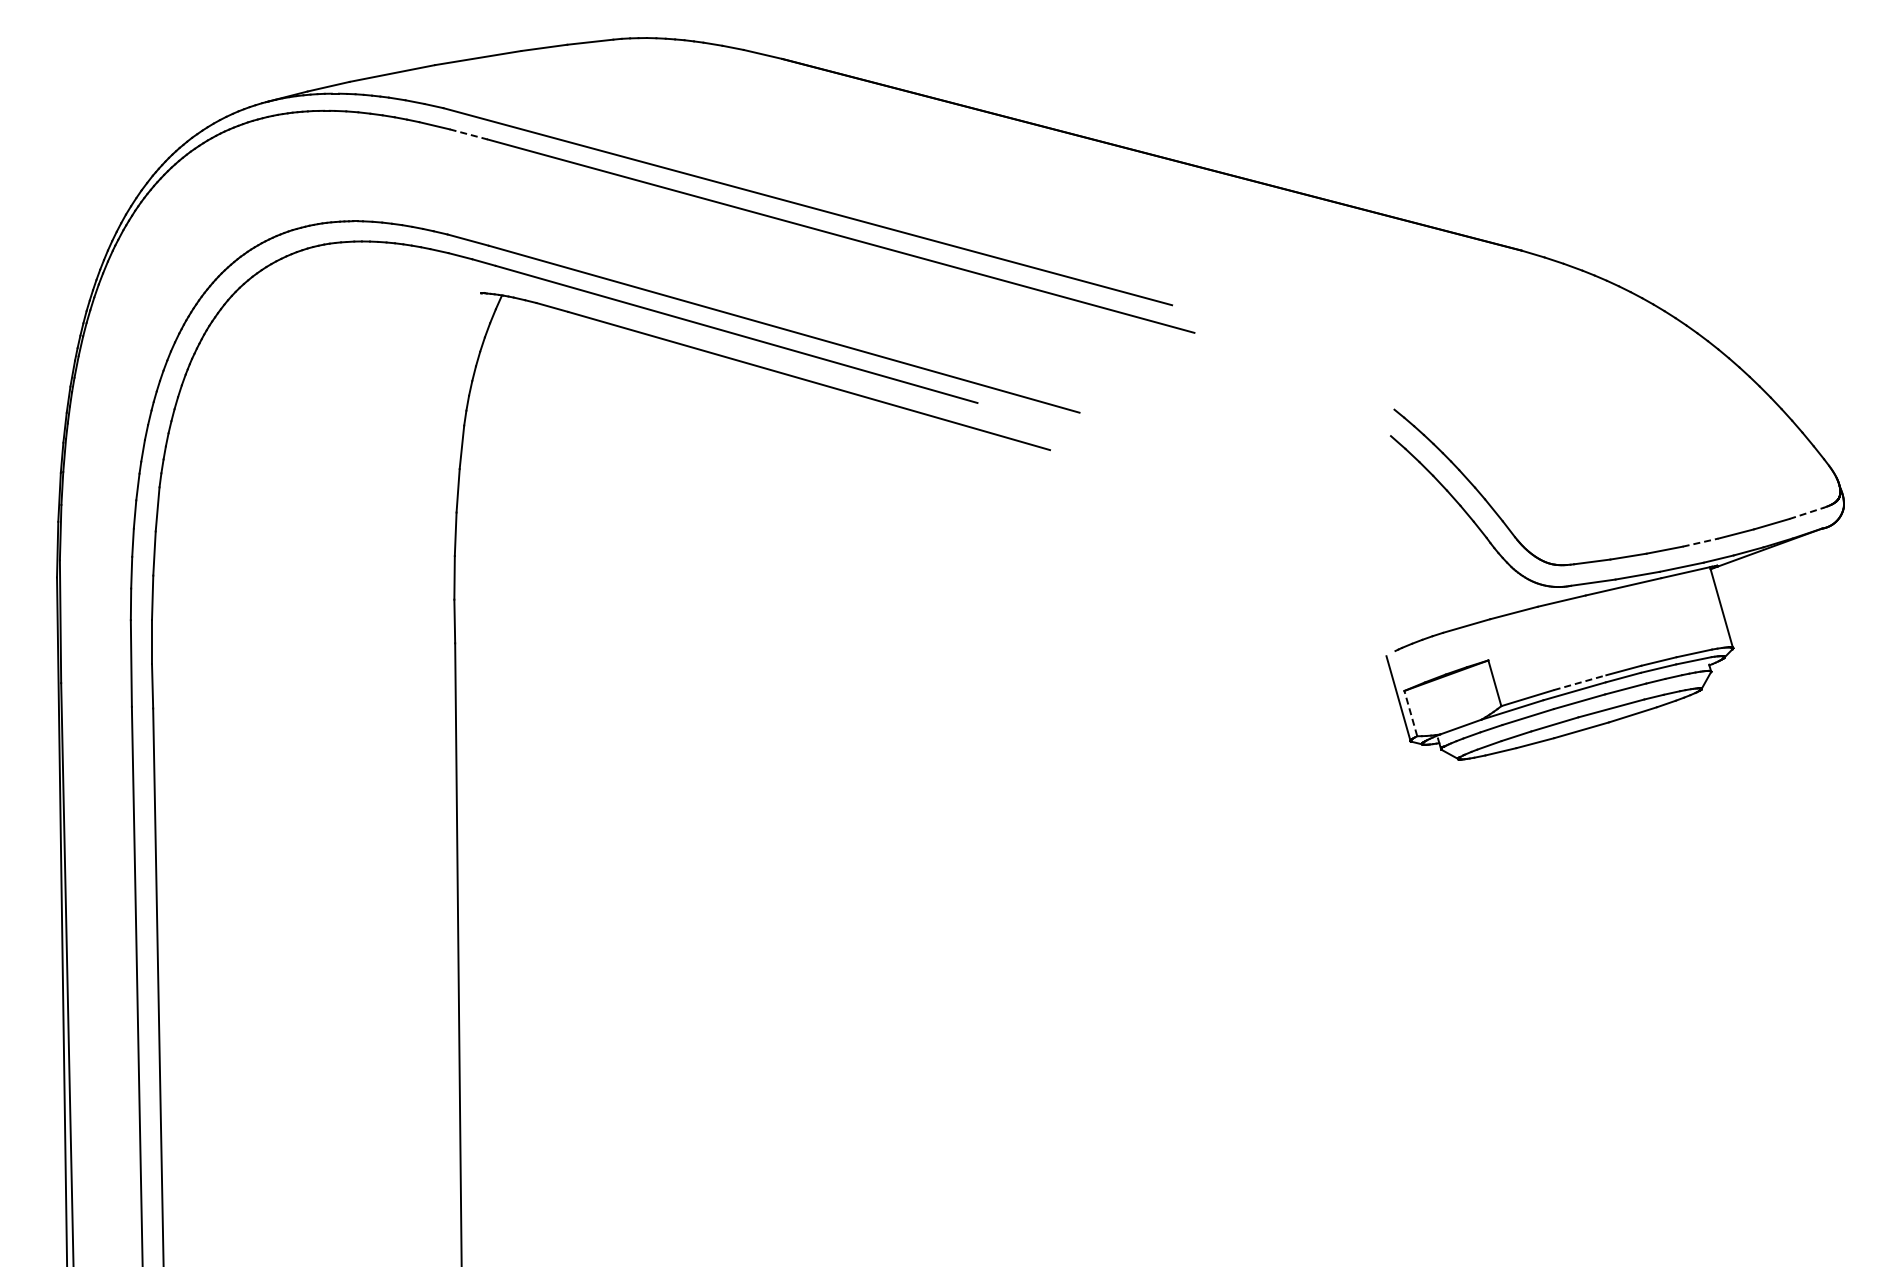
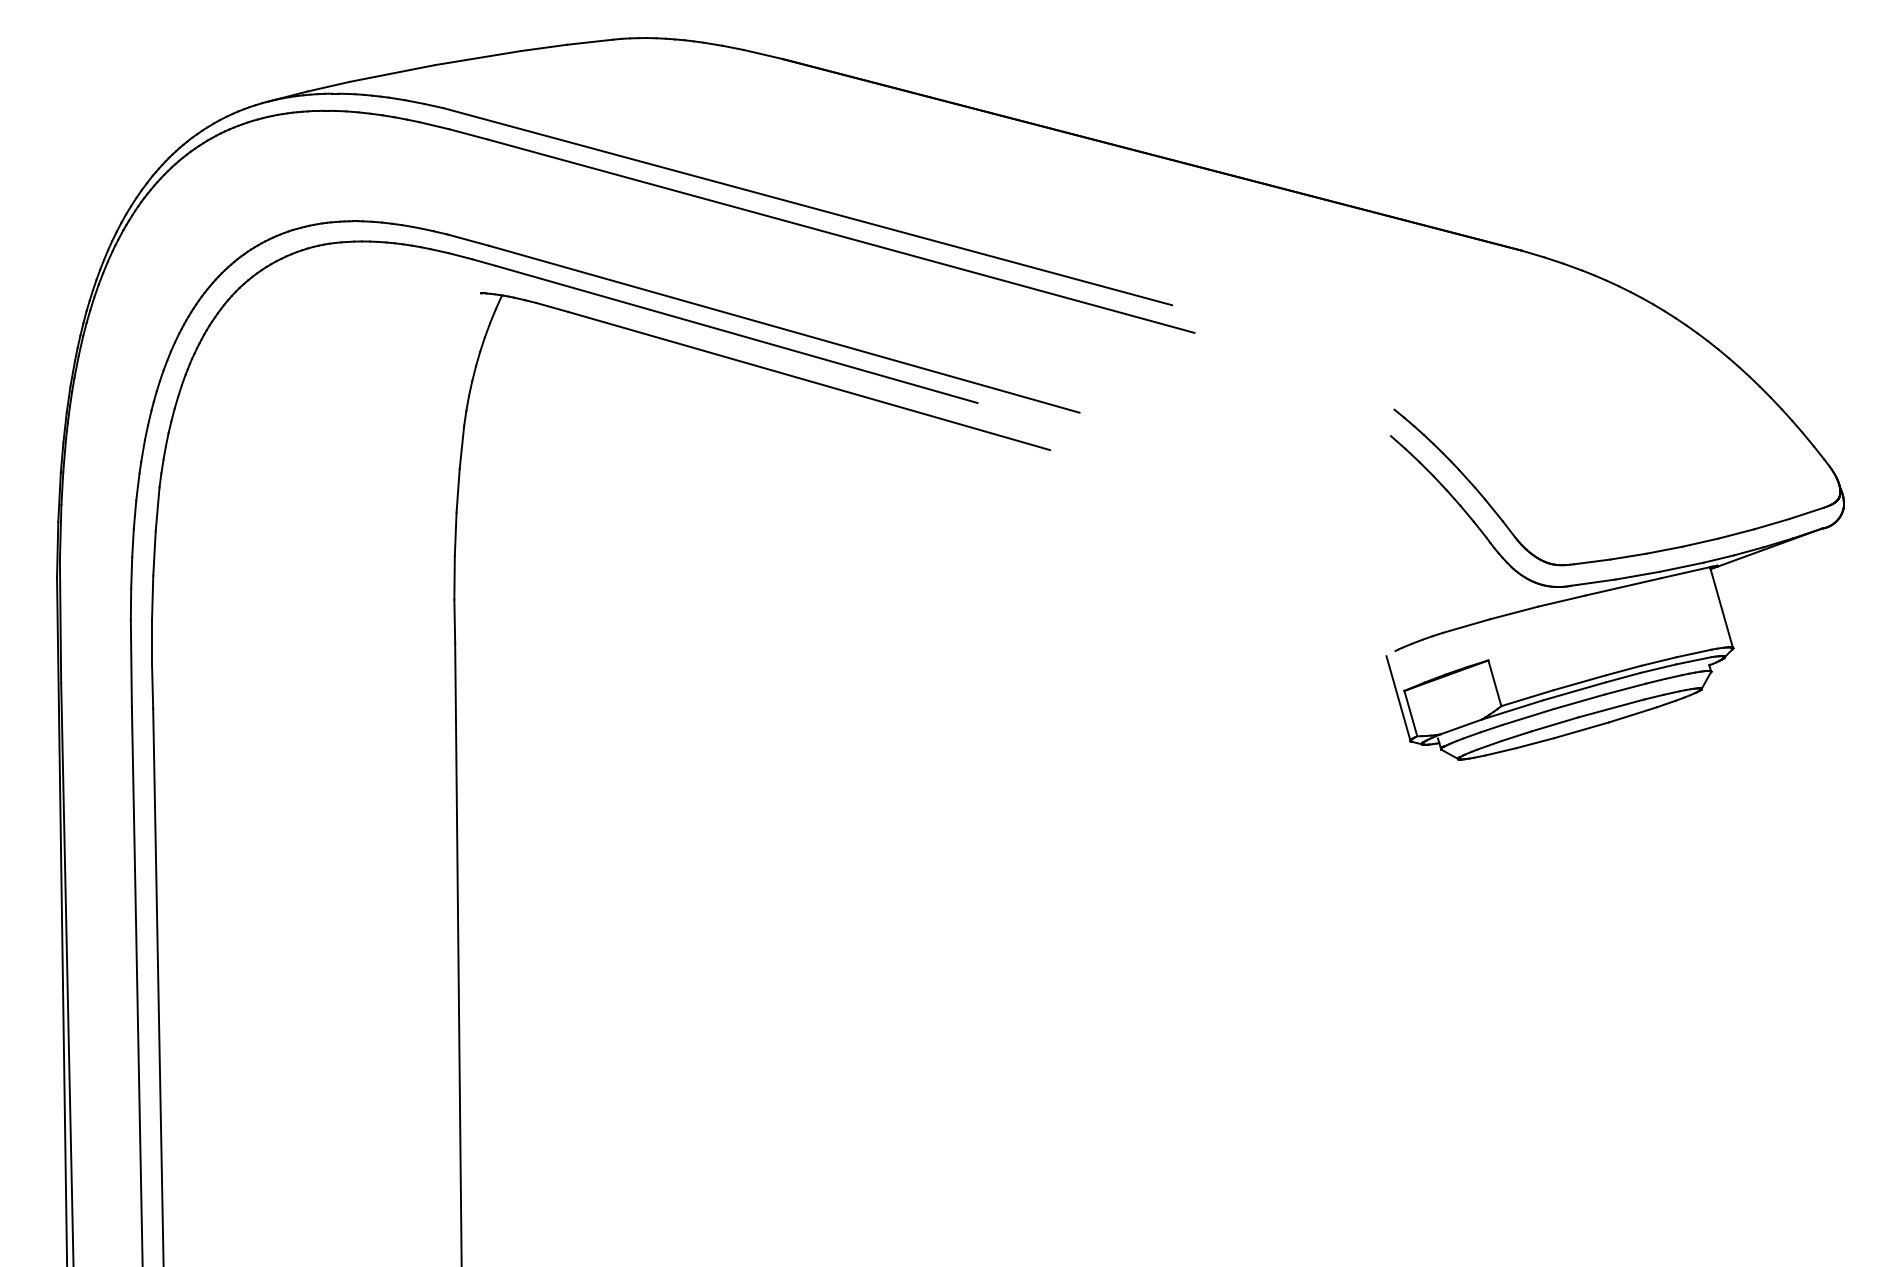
line: dashed -> solid (468, 134)
line: dashed -> solid (1807, 513)
line: dashed -> solid (1701, 542)
line: dashed -> solid (1580, 682)
line: dashed -> solid (1410, 713)
